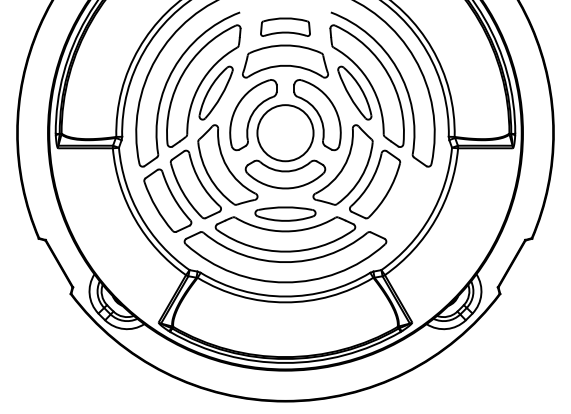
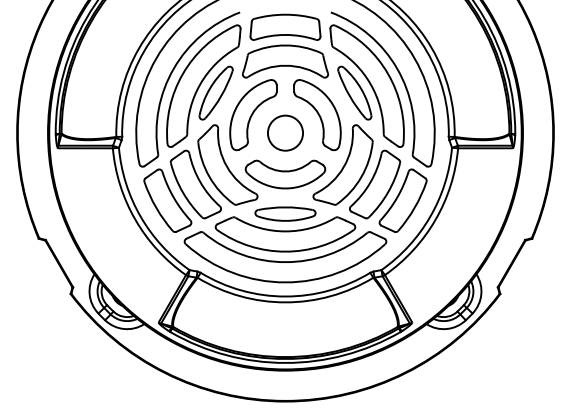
part size: 51x20 px -> 73x28 px (285, 26)
circle diameter: 56 px -> 35 px (285, 132)
part: none -> present (402, 200)
